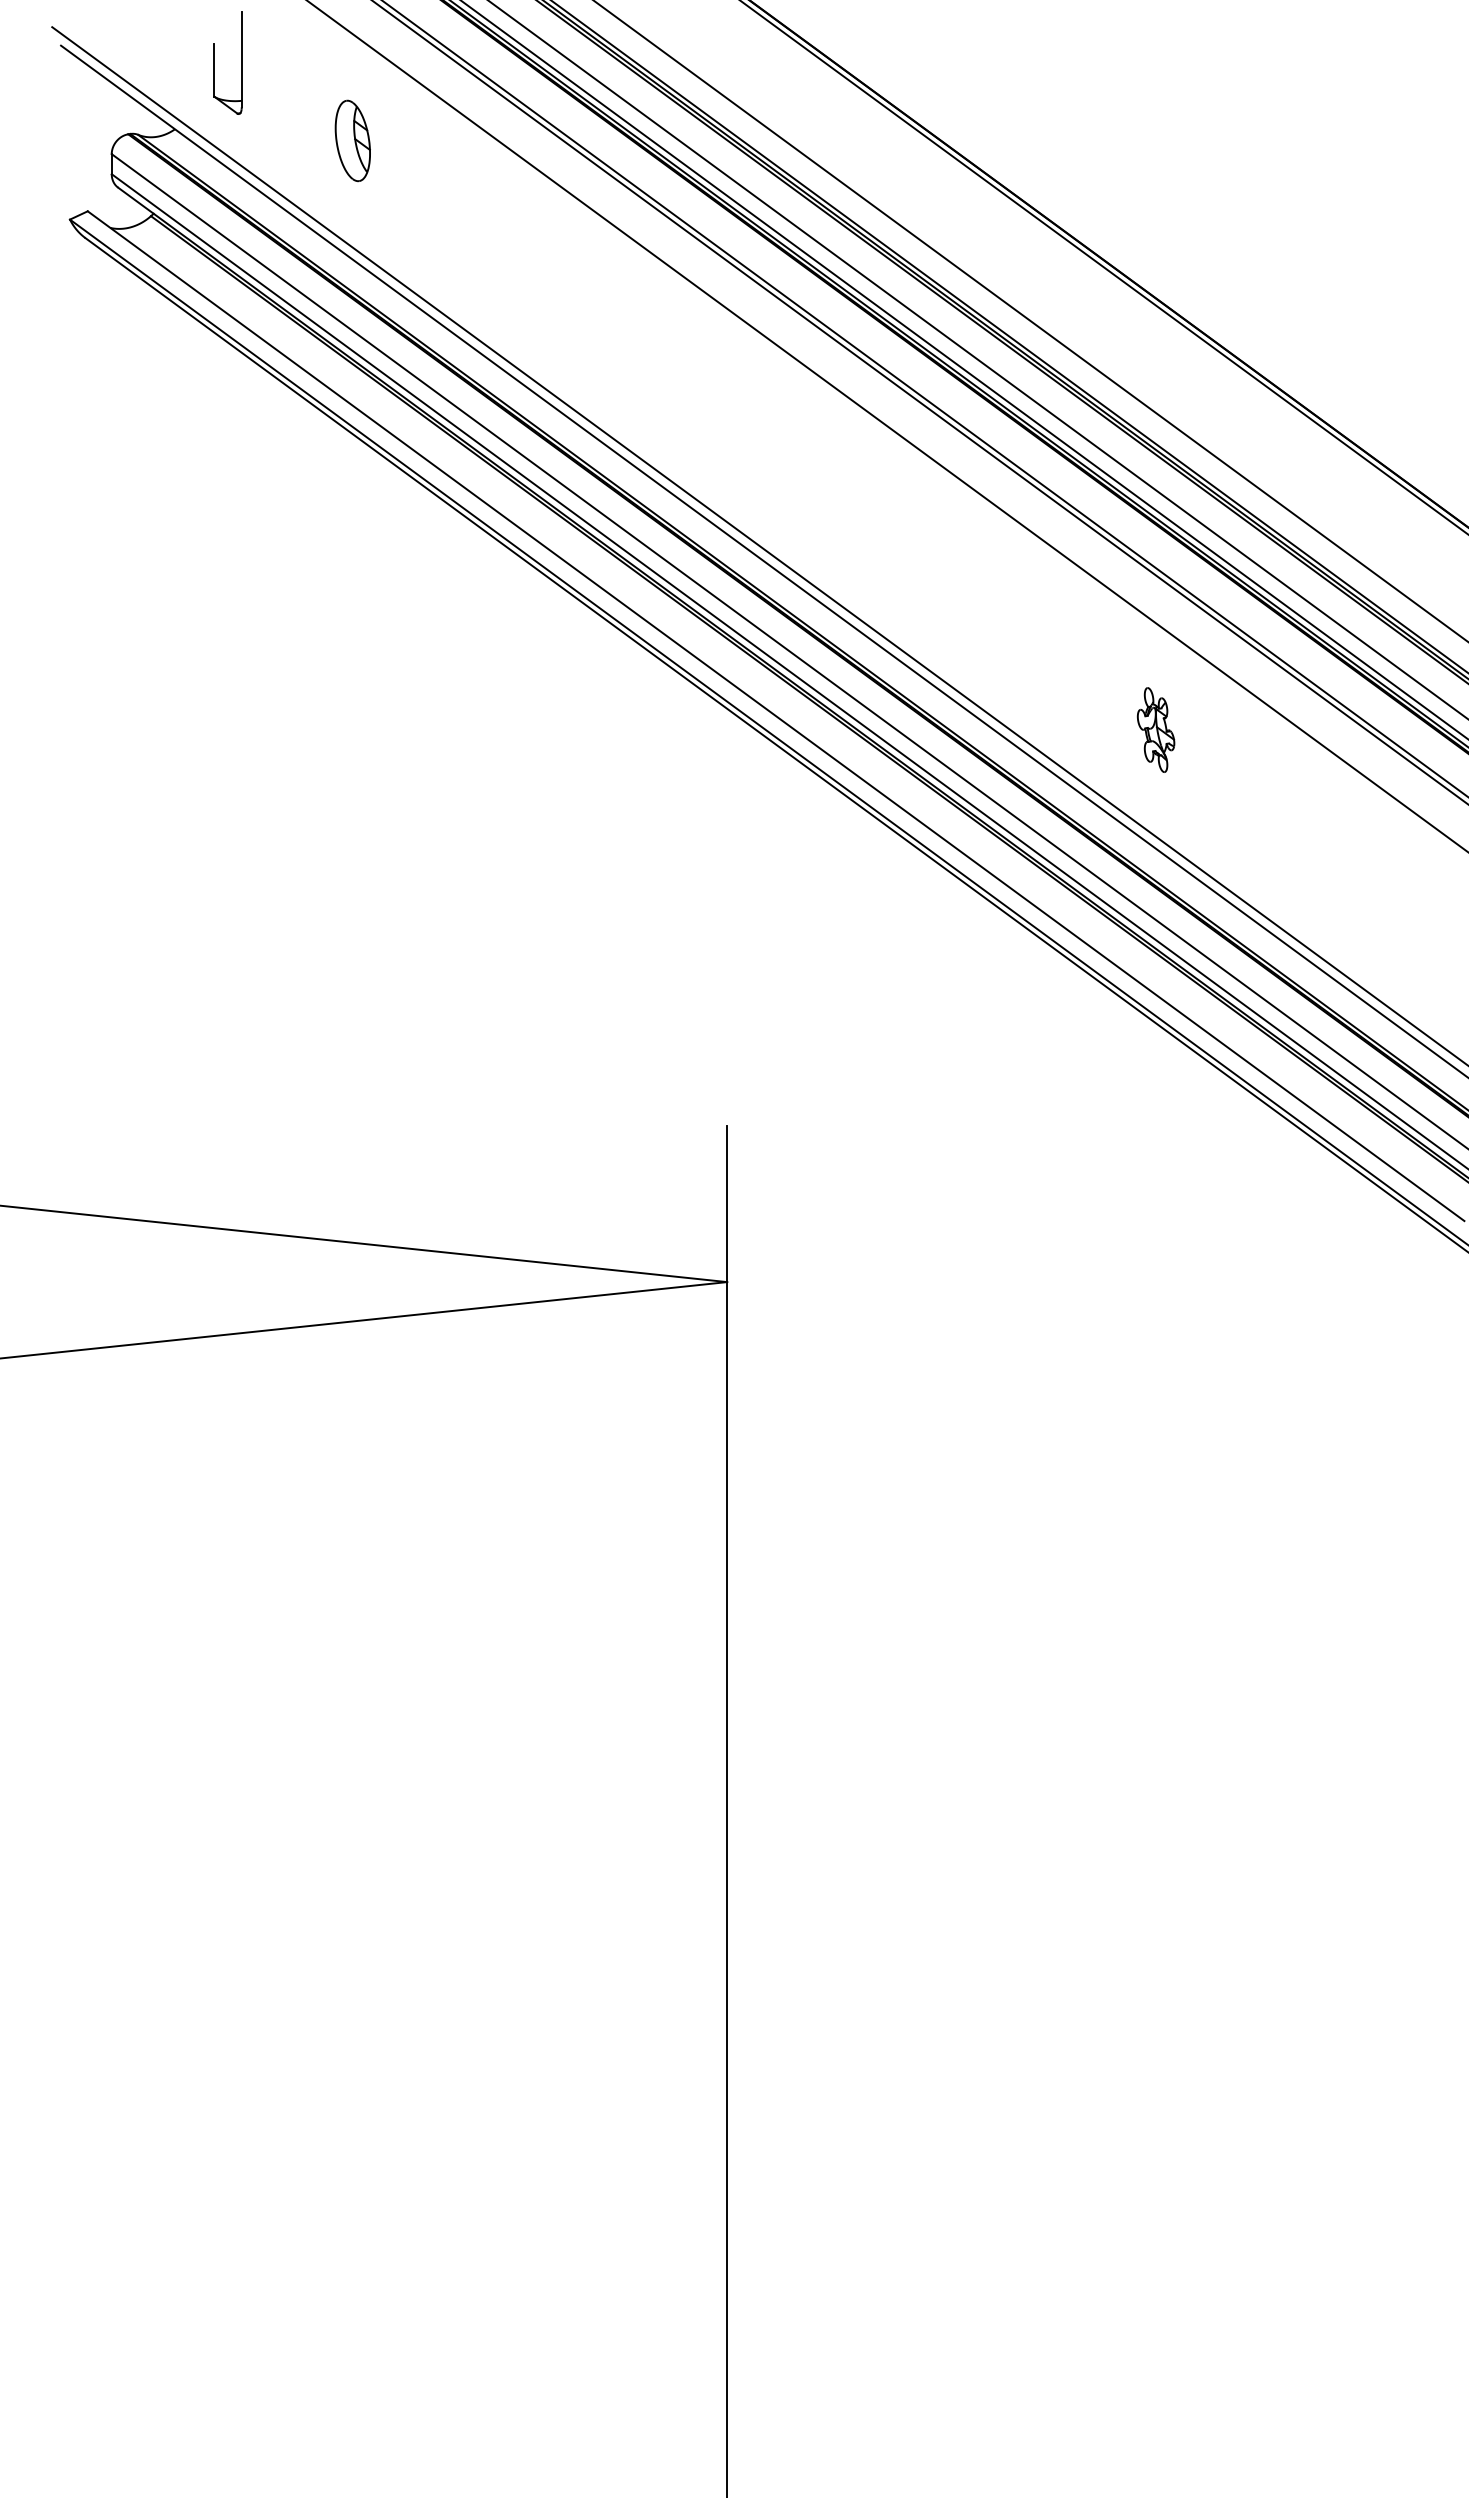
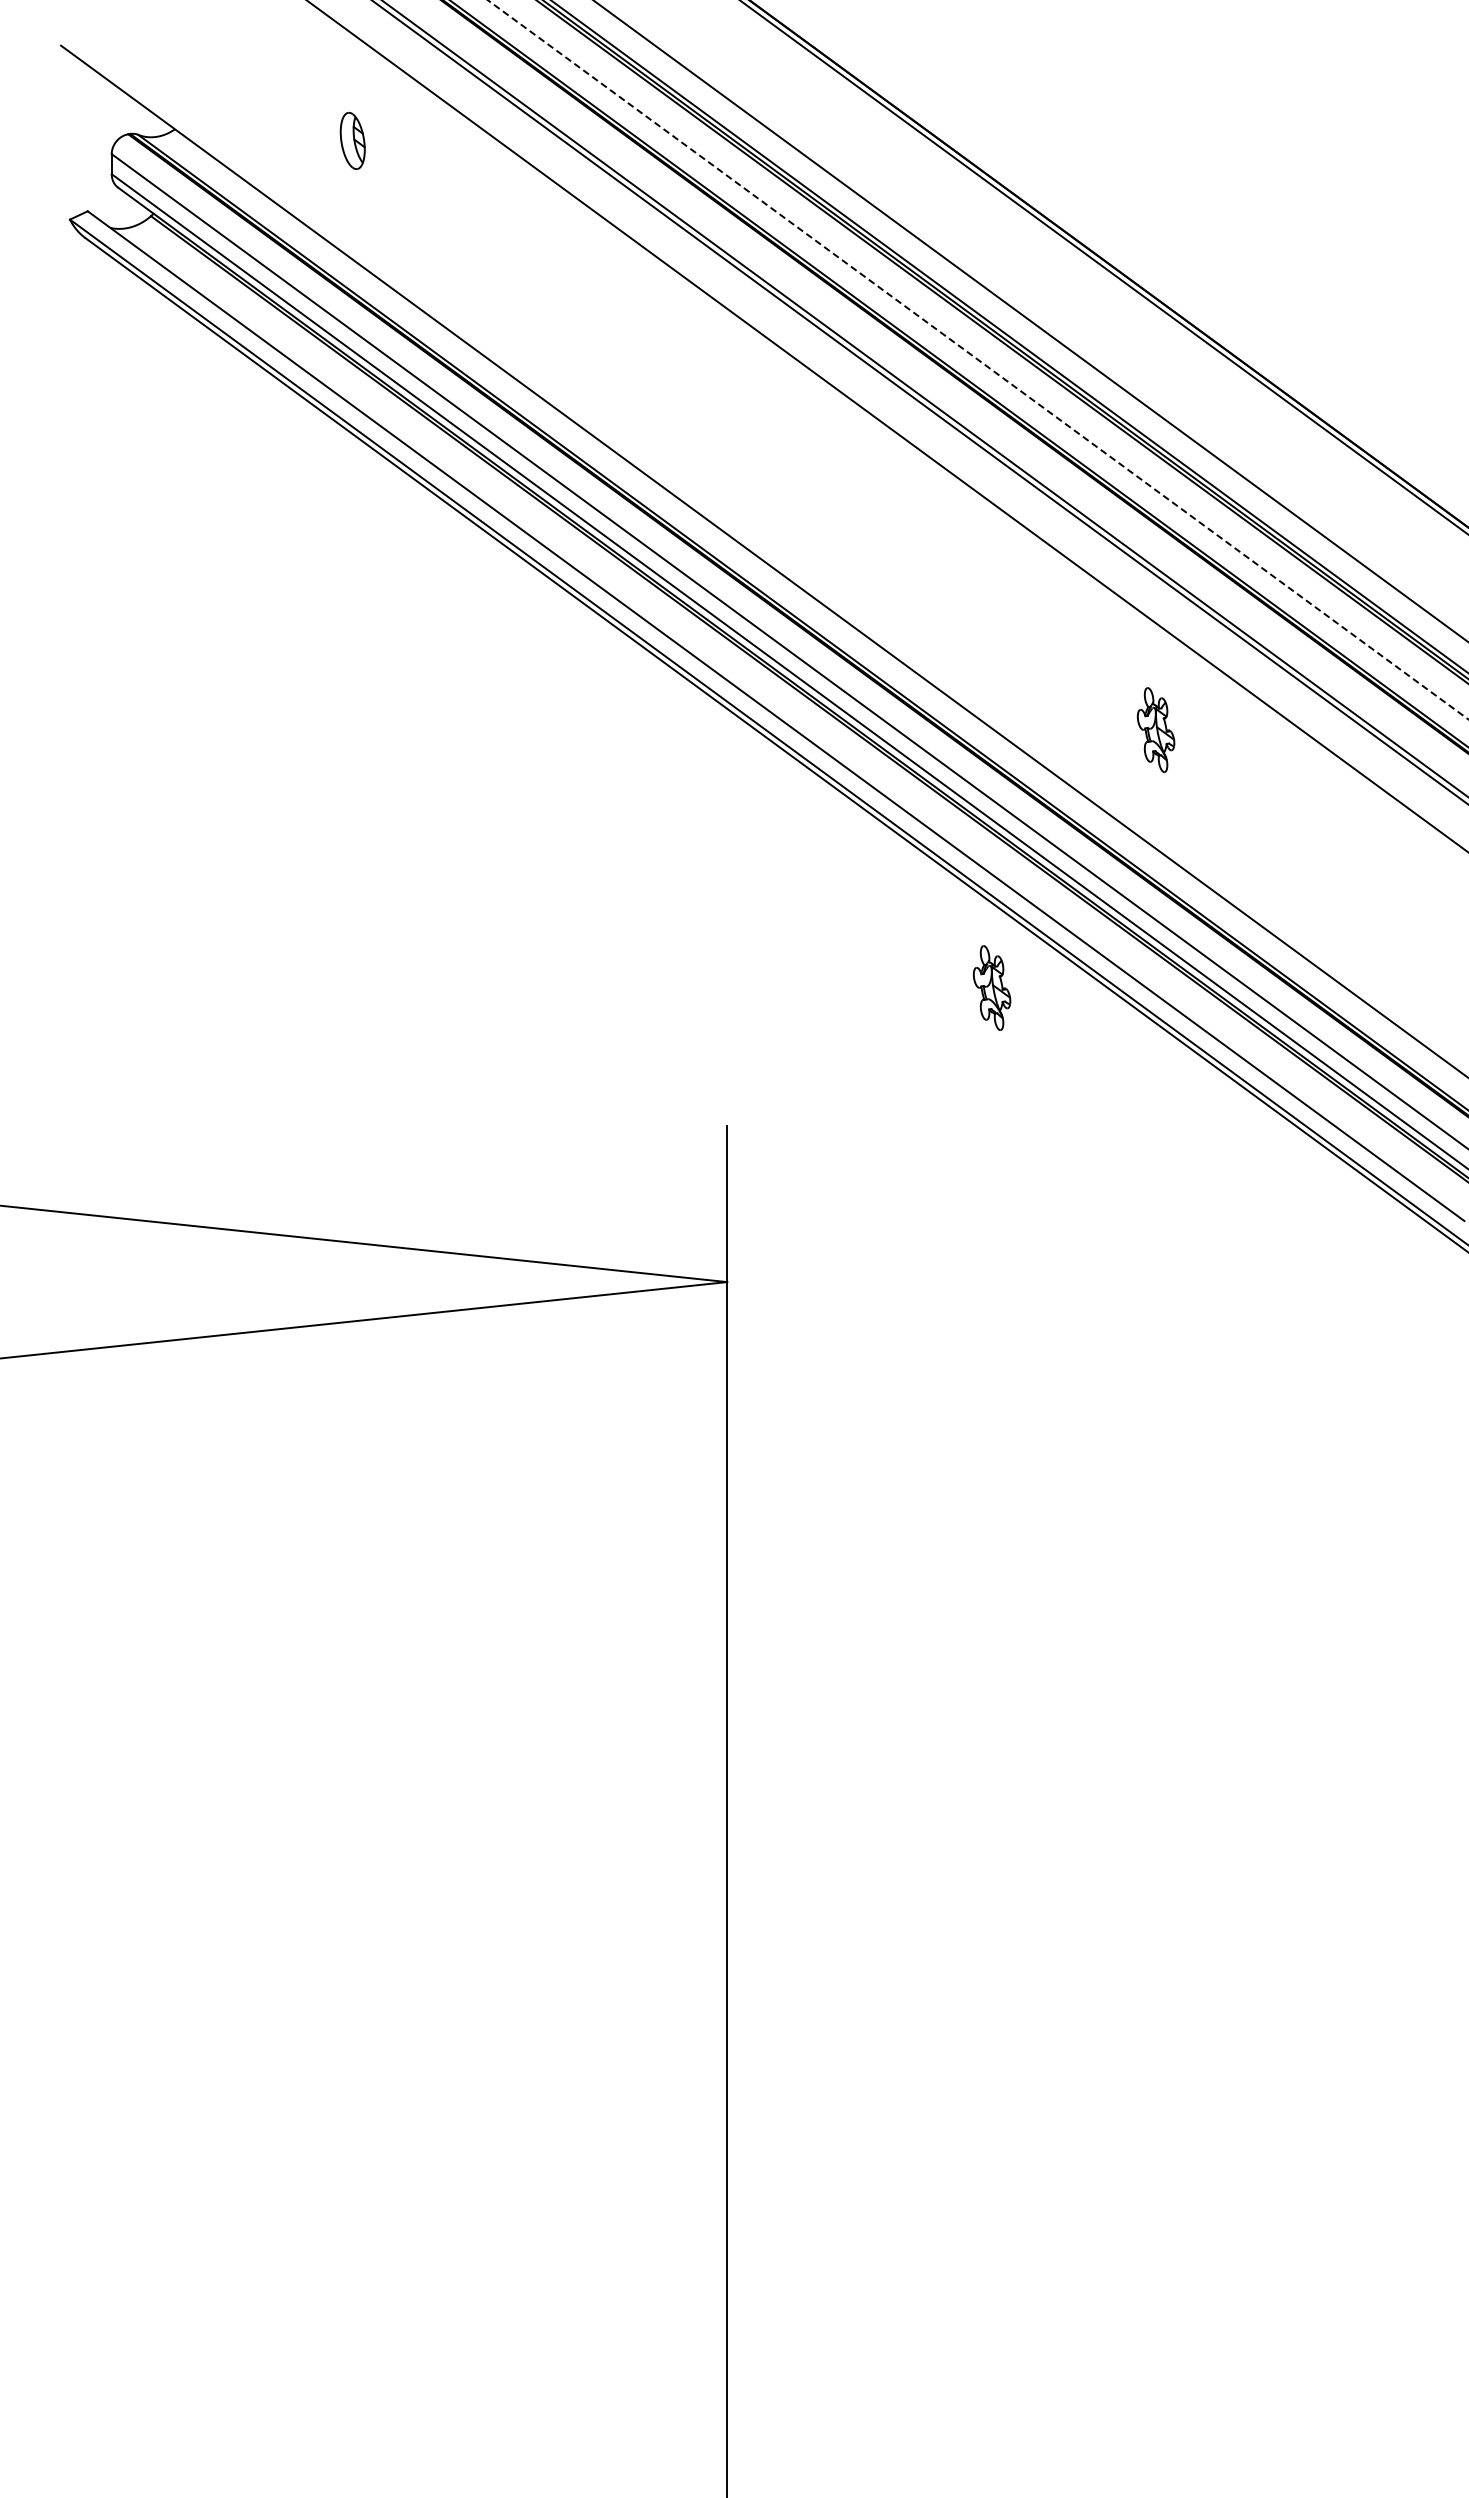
part: present -> none (214, 62)
part size: 37x84 px -> 27x59 px (352, 140)
line: solid -> dashed (977, 359)
line: present -> none (964, 369)
line: present -> none (758, 545)
part: none -> present (991, 987)
